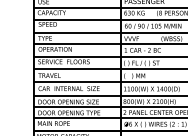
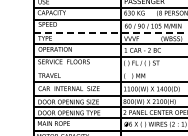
line: solid -> dashed (110, 32)
line: present -> none (108, 69)
